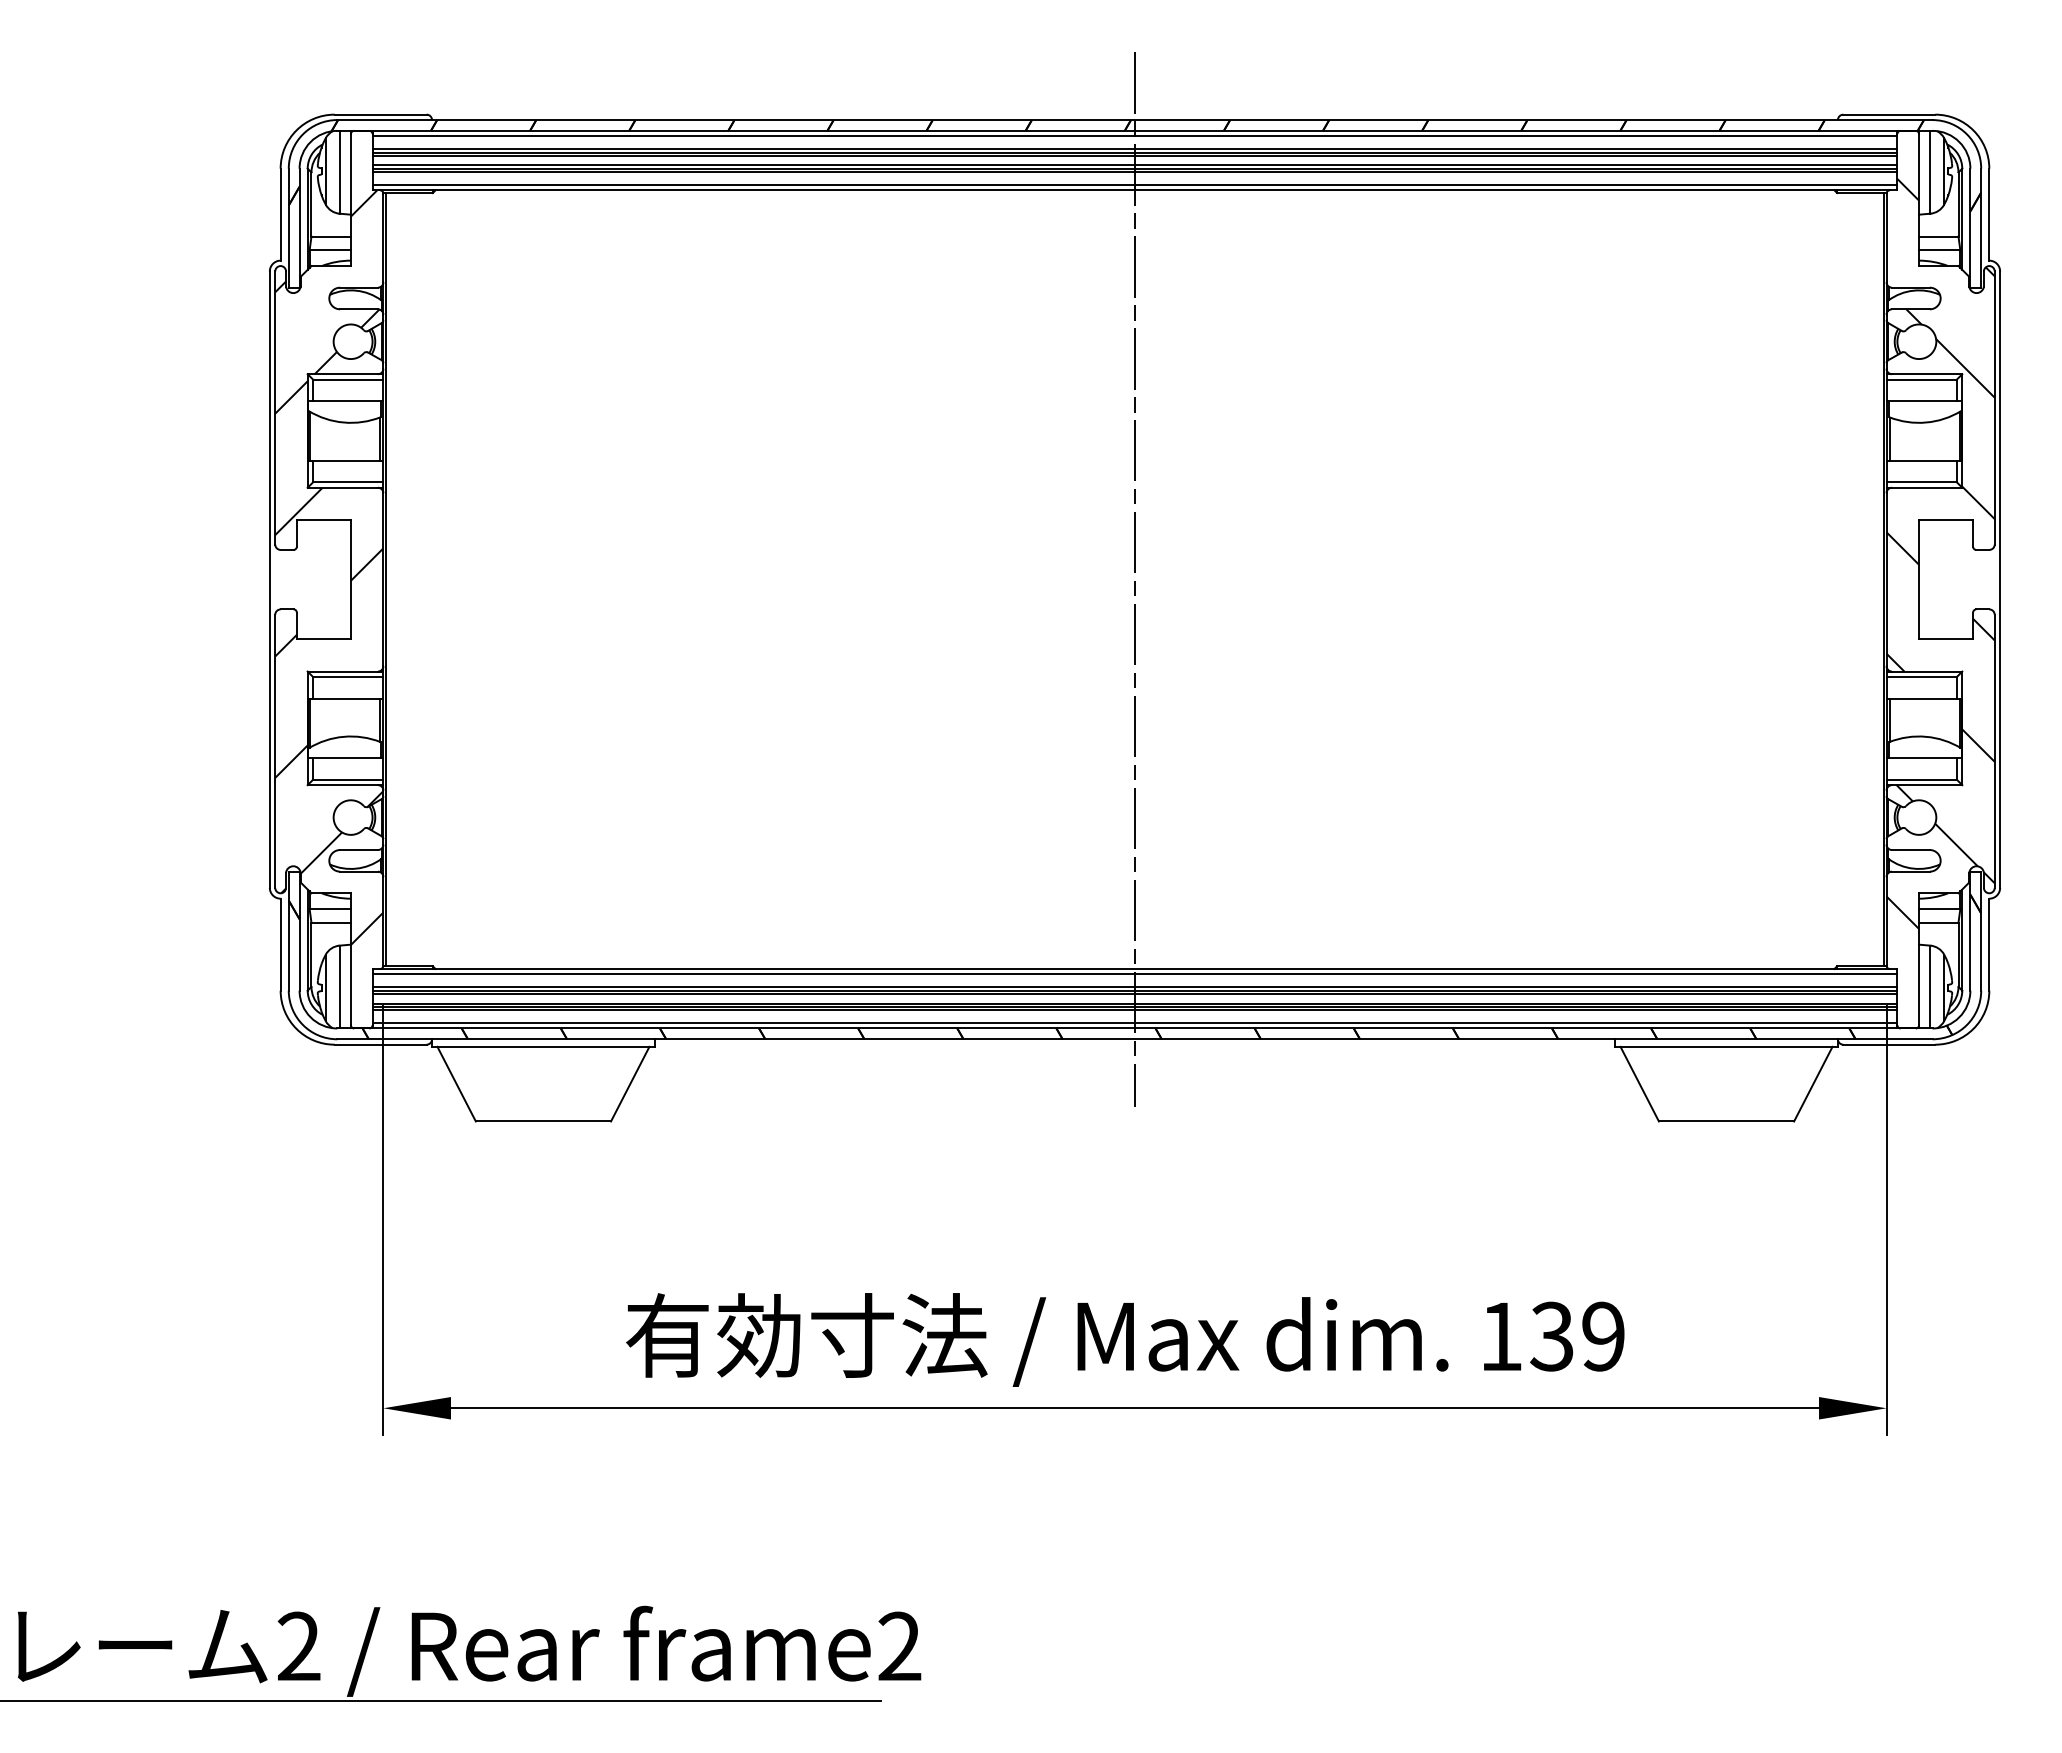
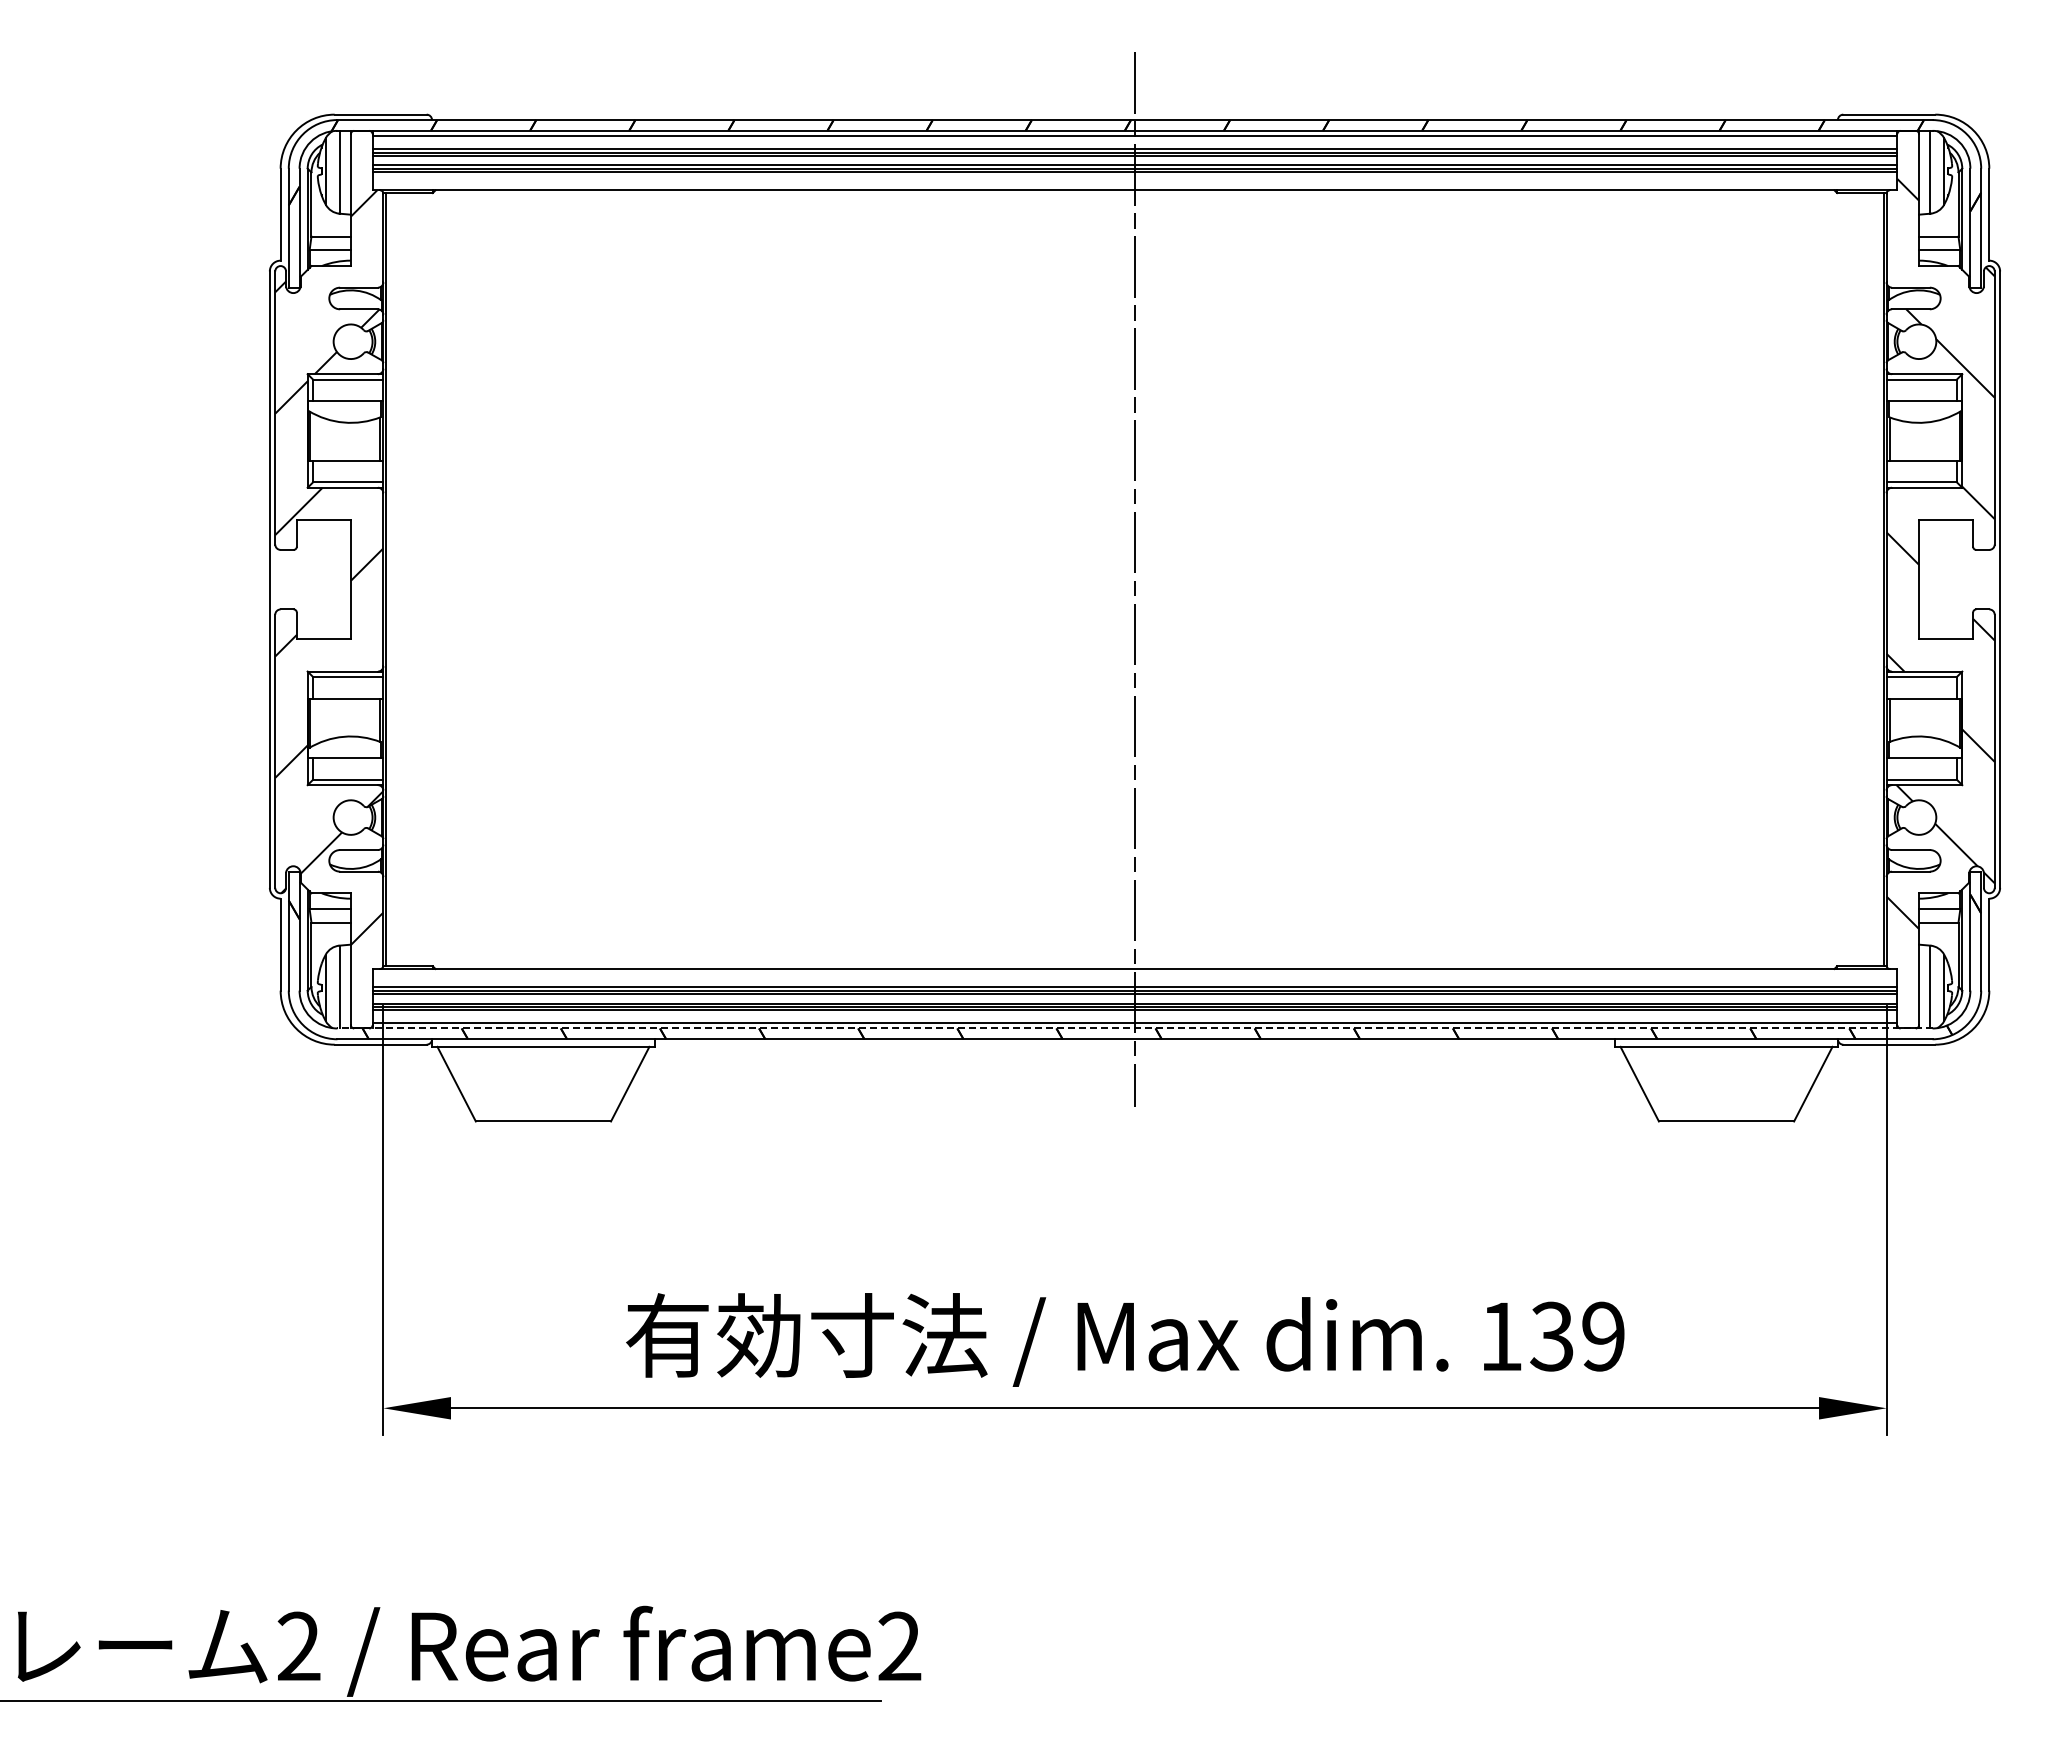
line: present -> none (1134, 184)
line: present -> none (1134, 974)
line: solid -> dashed (1134, 1028)
